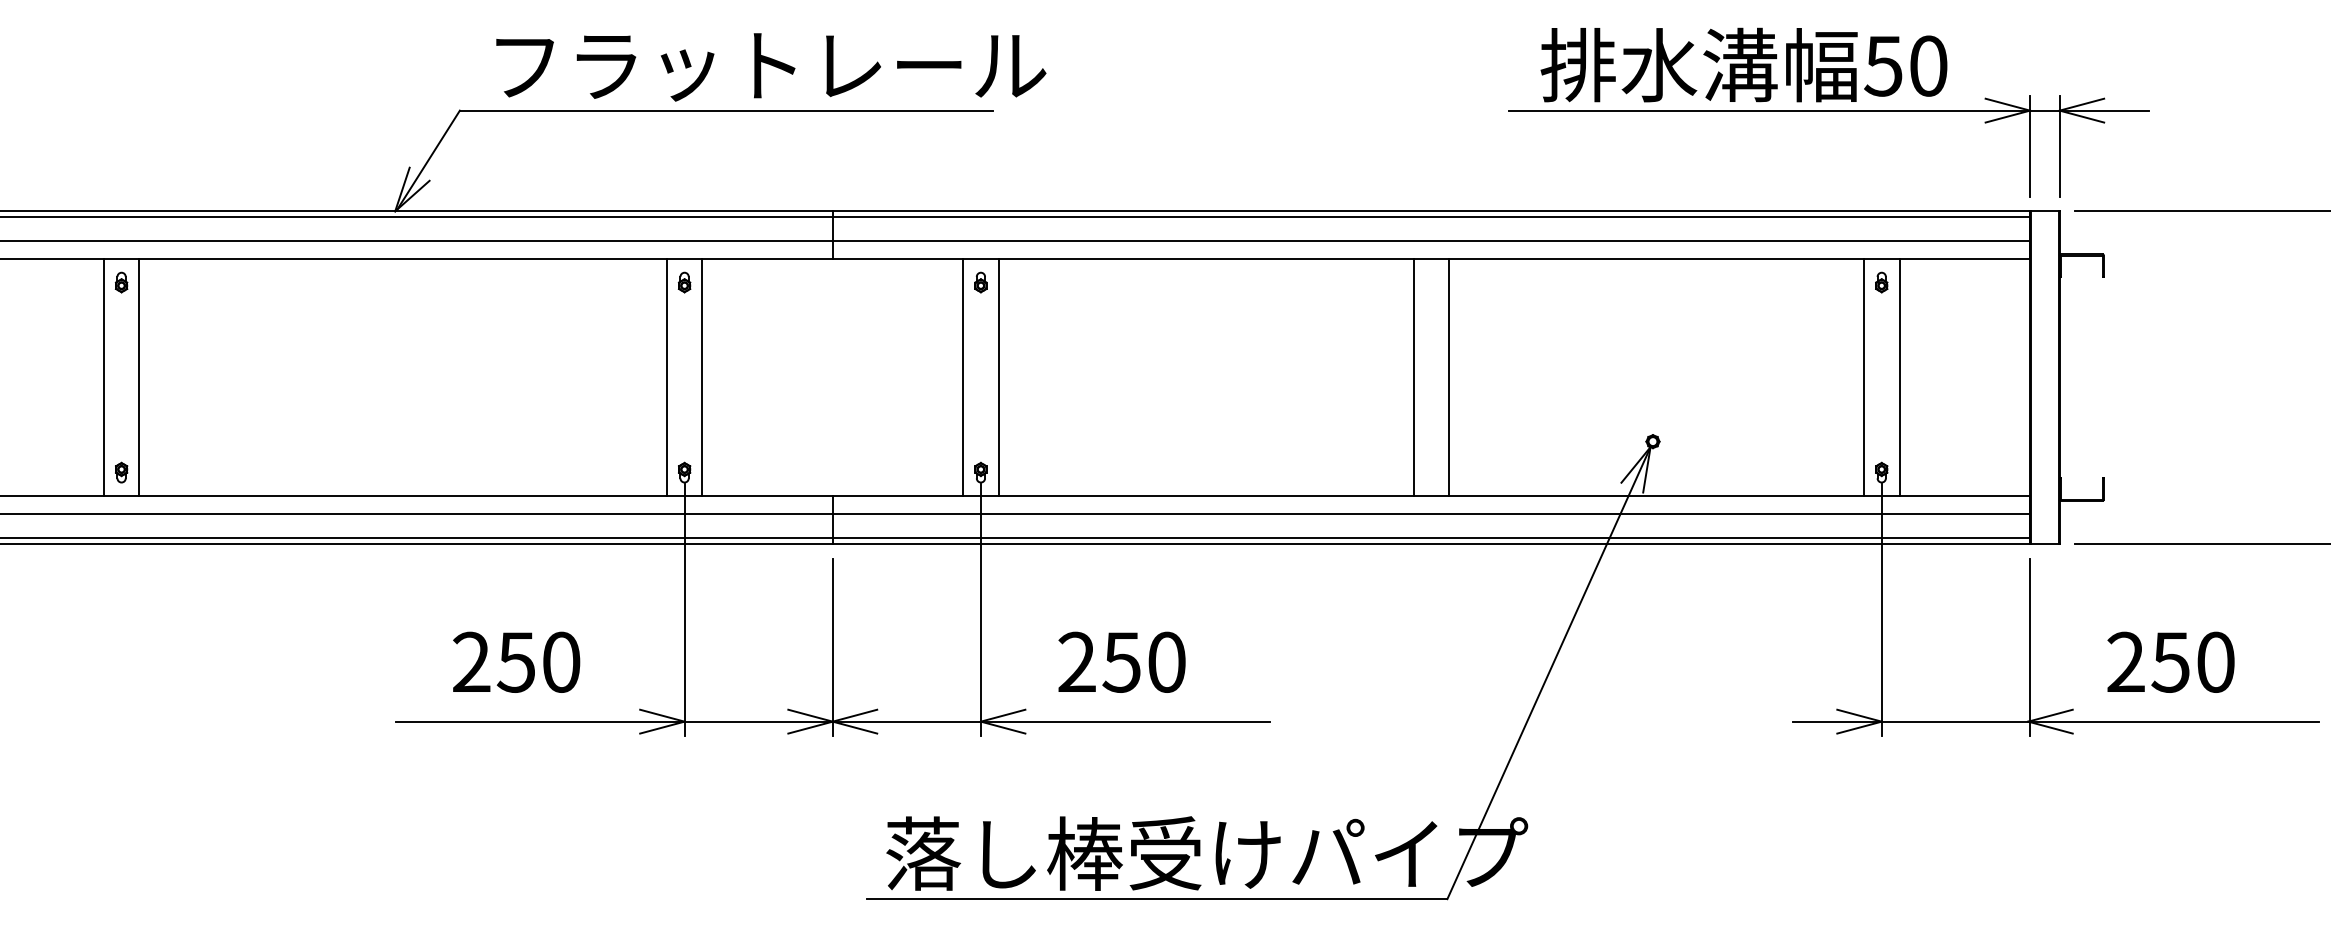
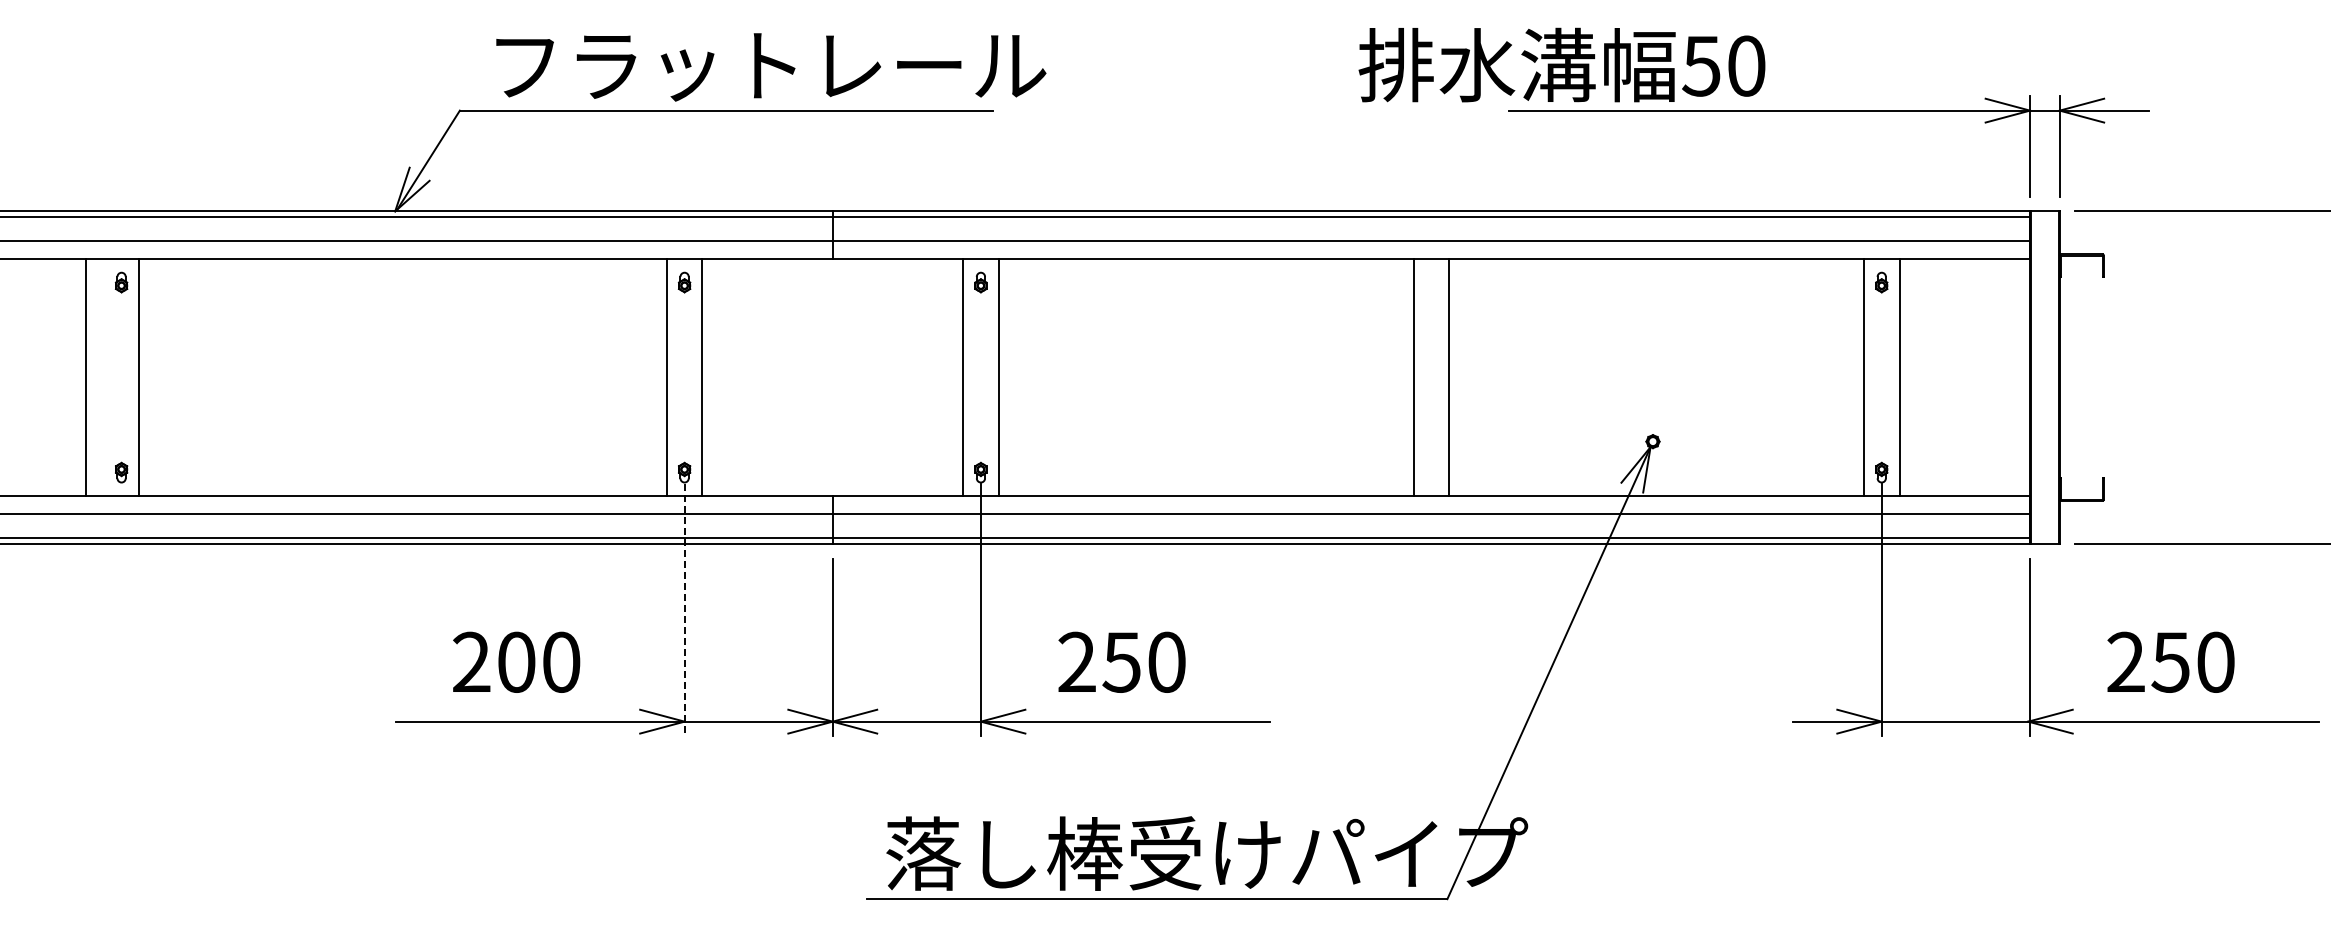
text position: (1743, 64) -> (1561, 64) (1561, 64)
line position: (103, 377) -> (85, 377) (85, 377)
line: solid -> dashed (684, 610)
text: 250 -> 200 (515, 661)
